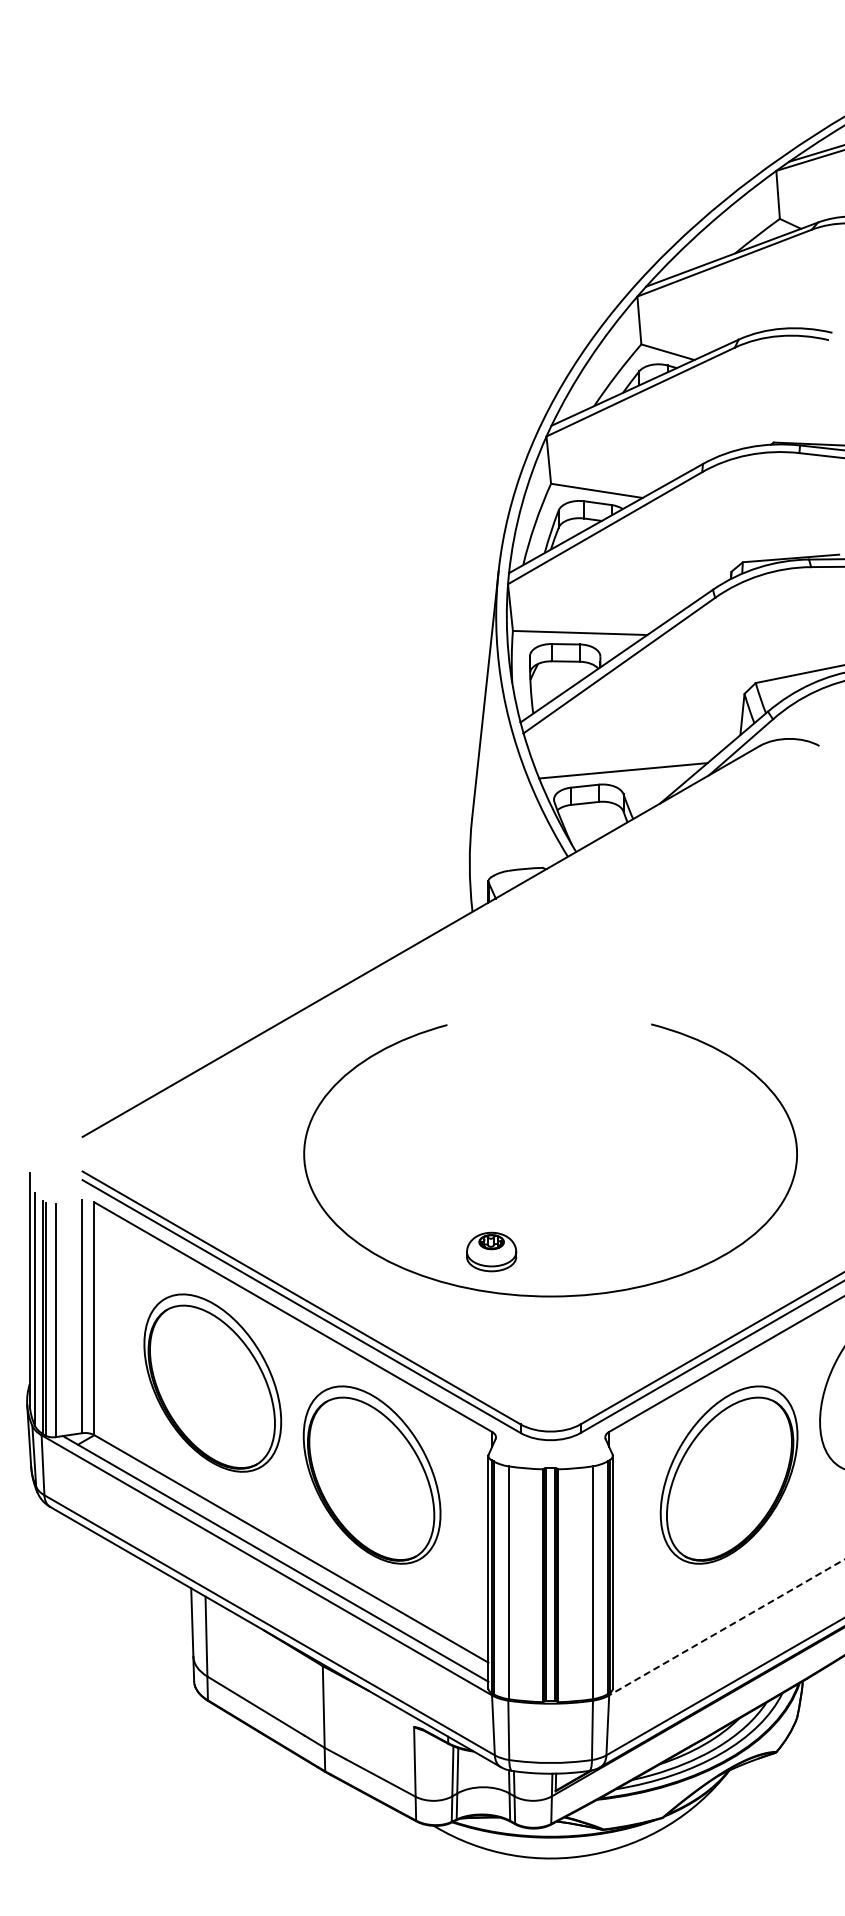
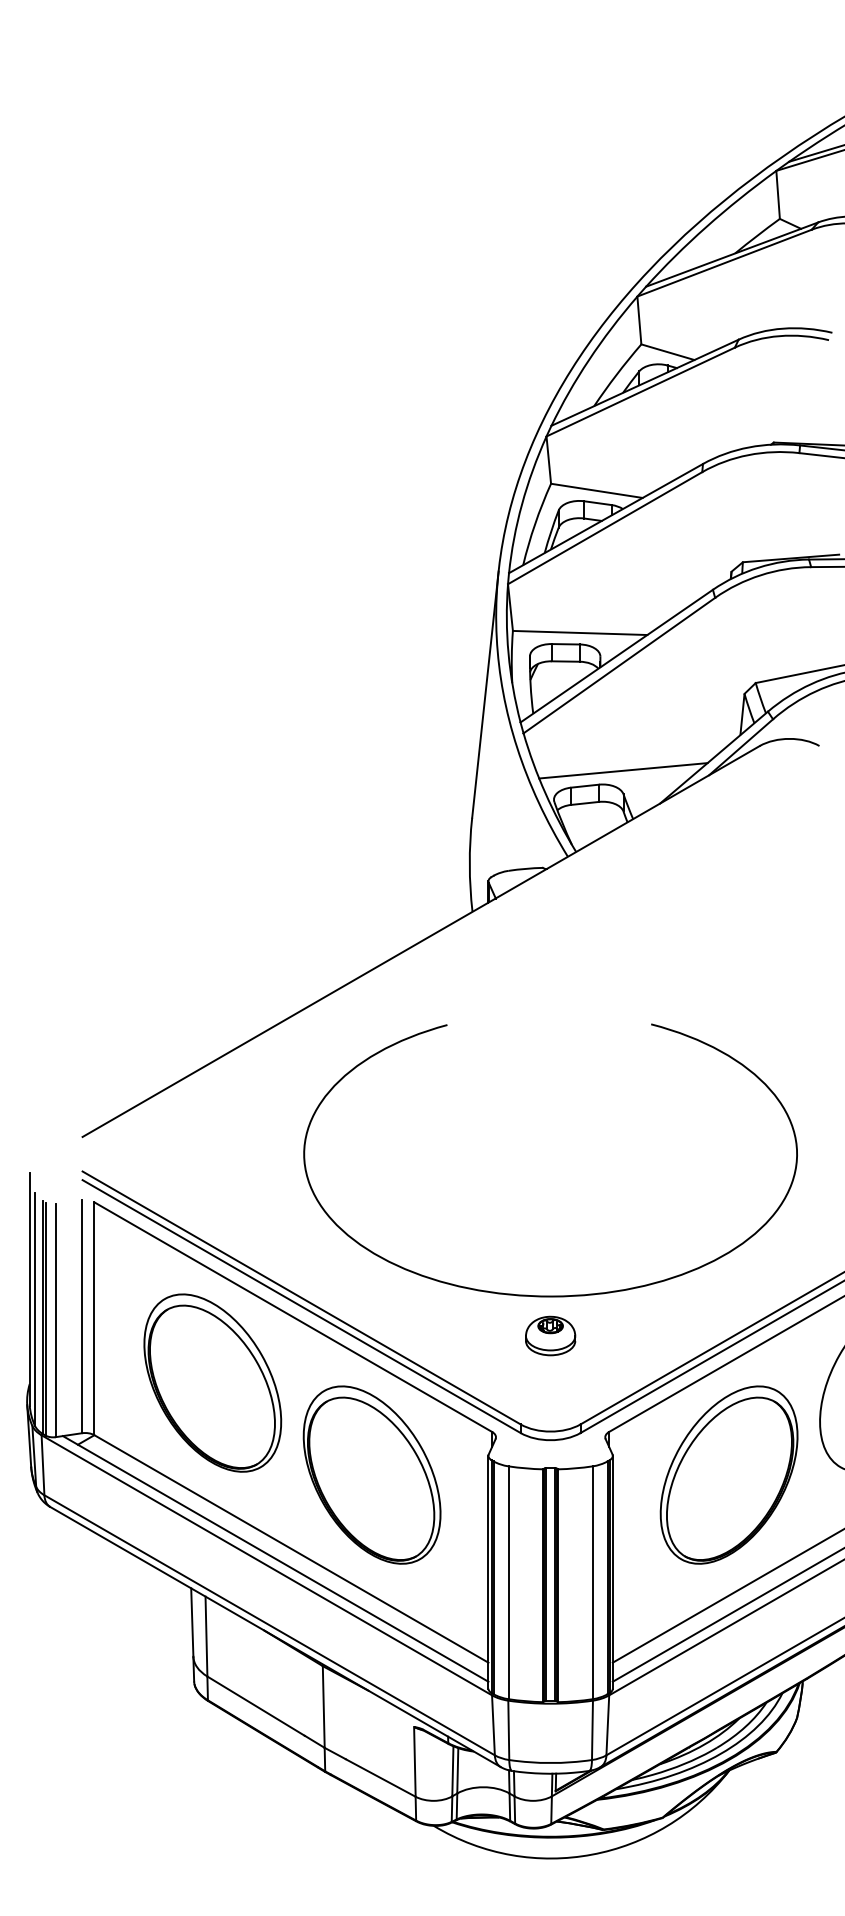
part position: (491, 1251) -> (550, 1335) (550, 1335)
line: none -> present (726, 1596)
line: none -> present (726, 1615)
line: dashed -> solid (726, 1627)
